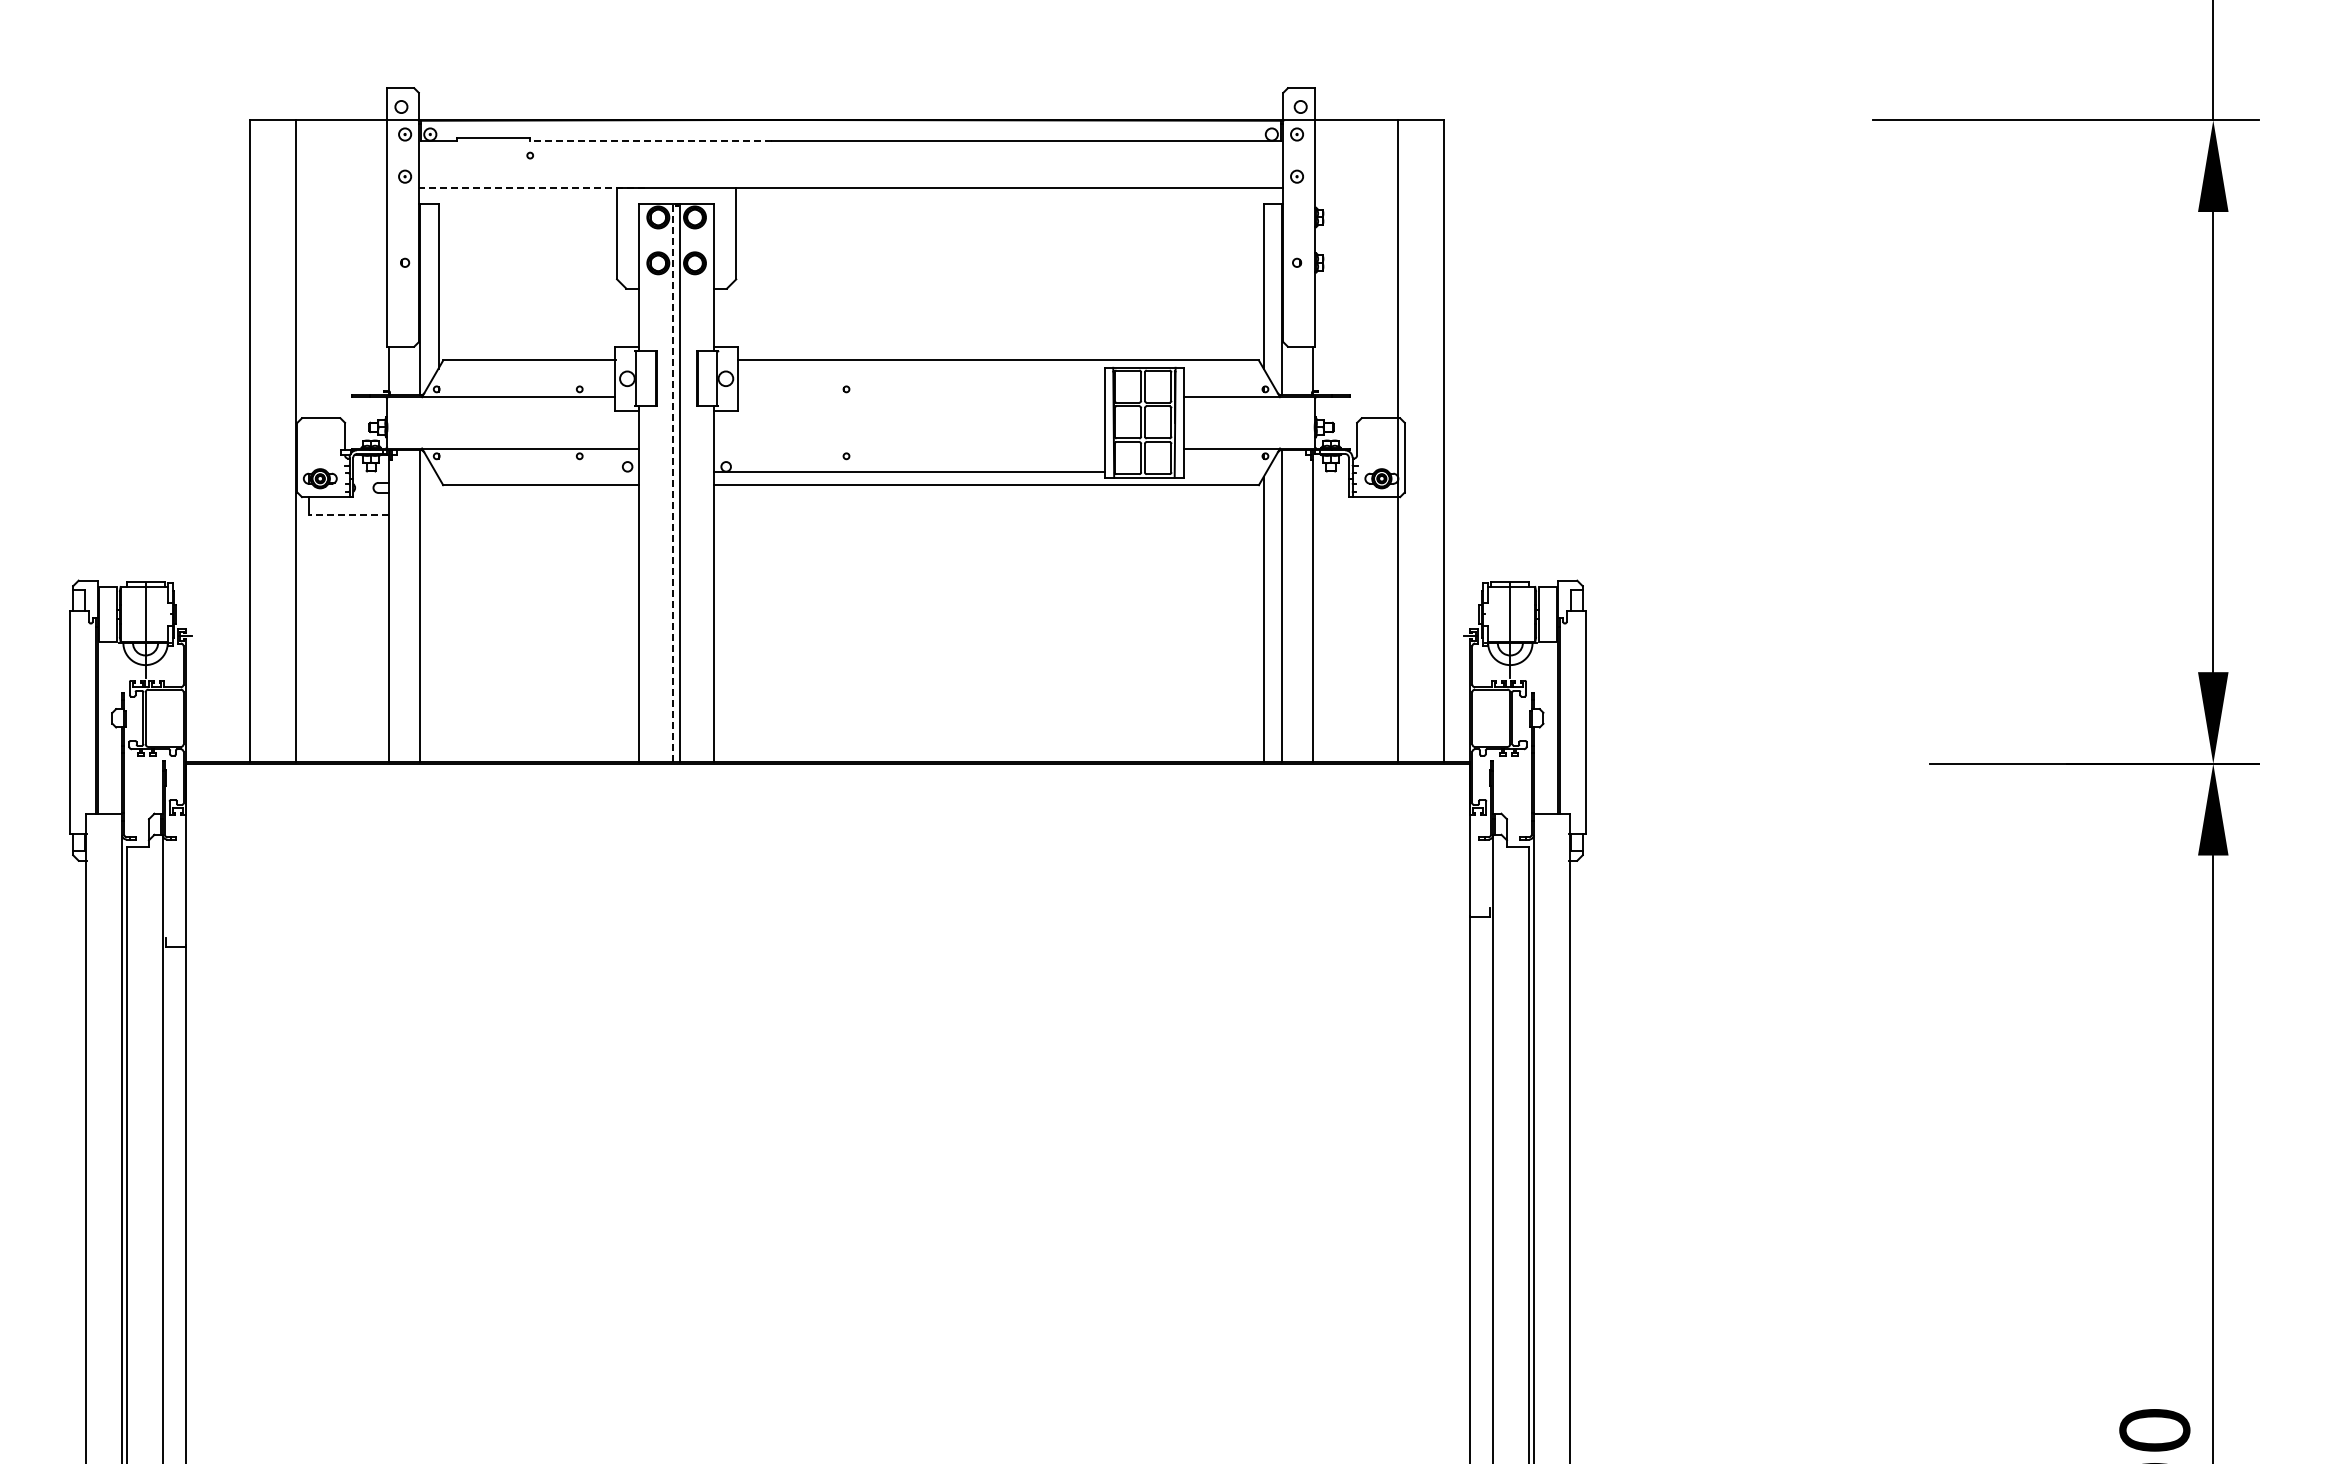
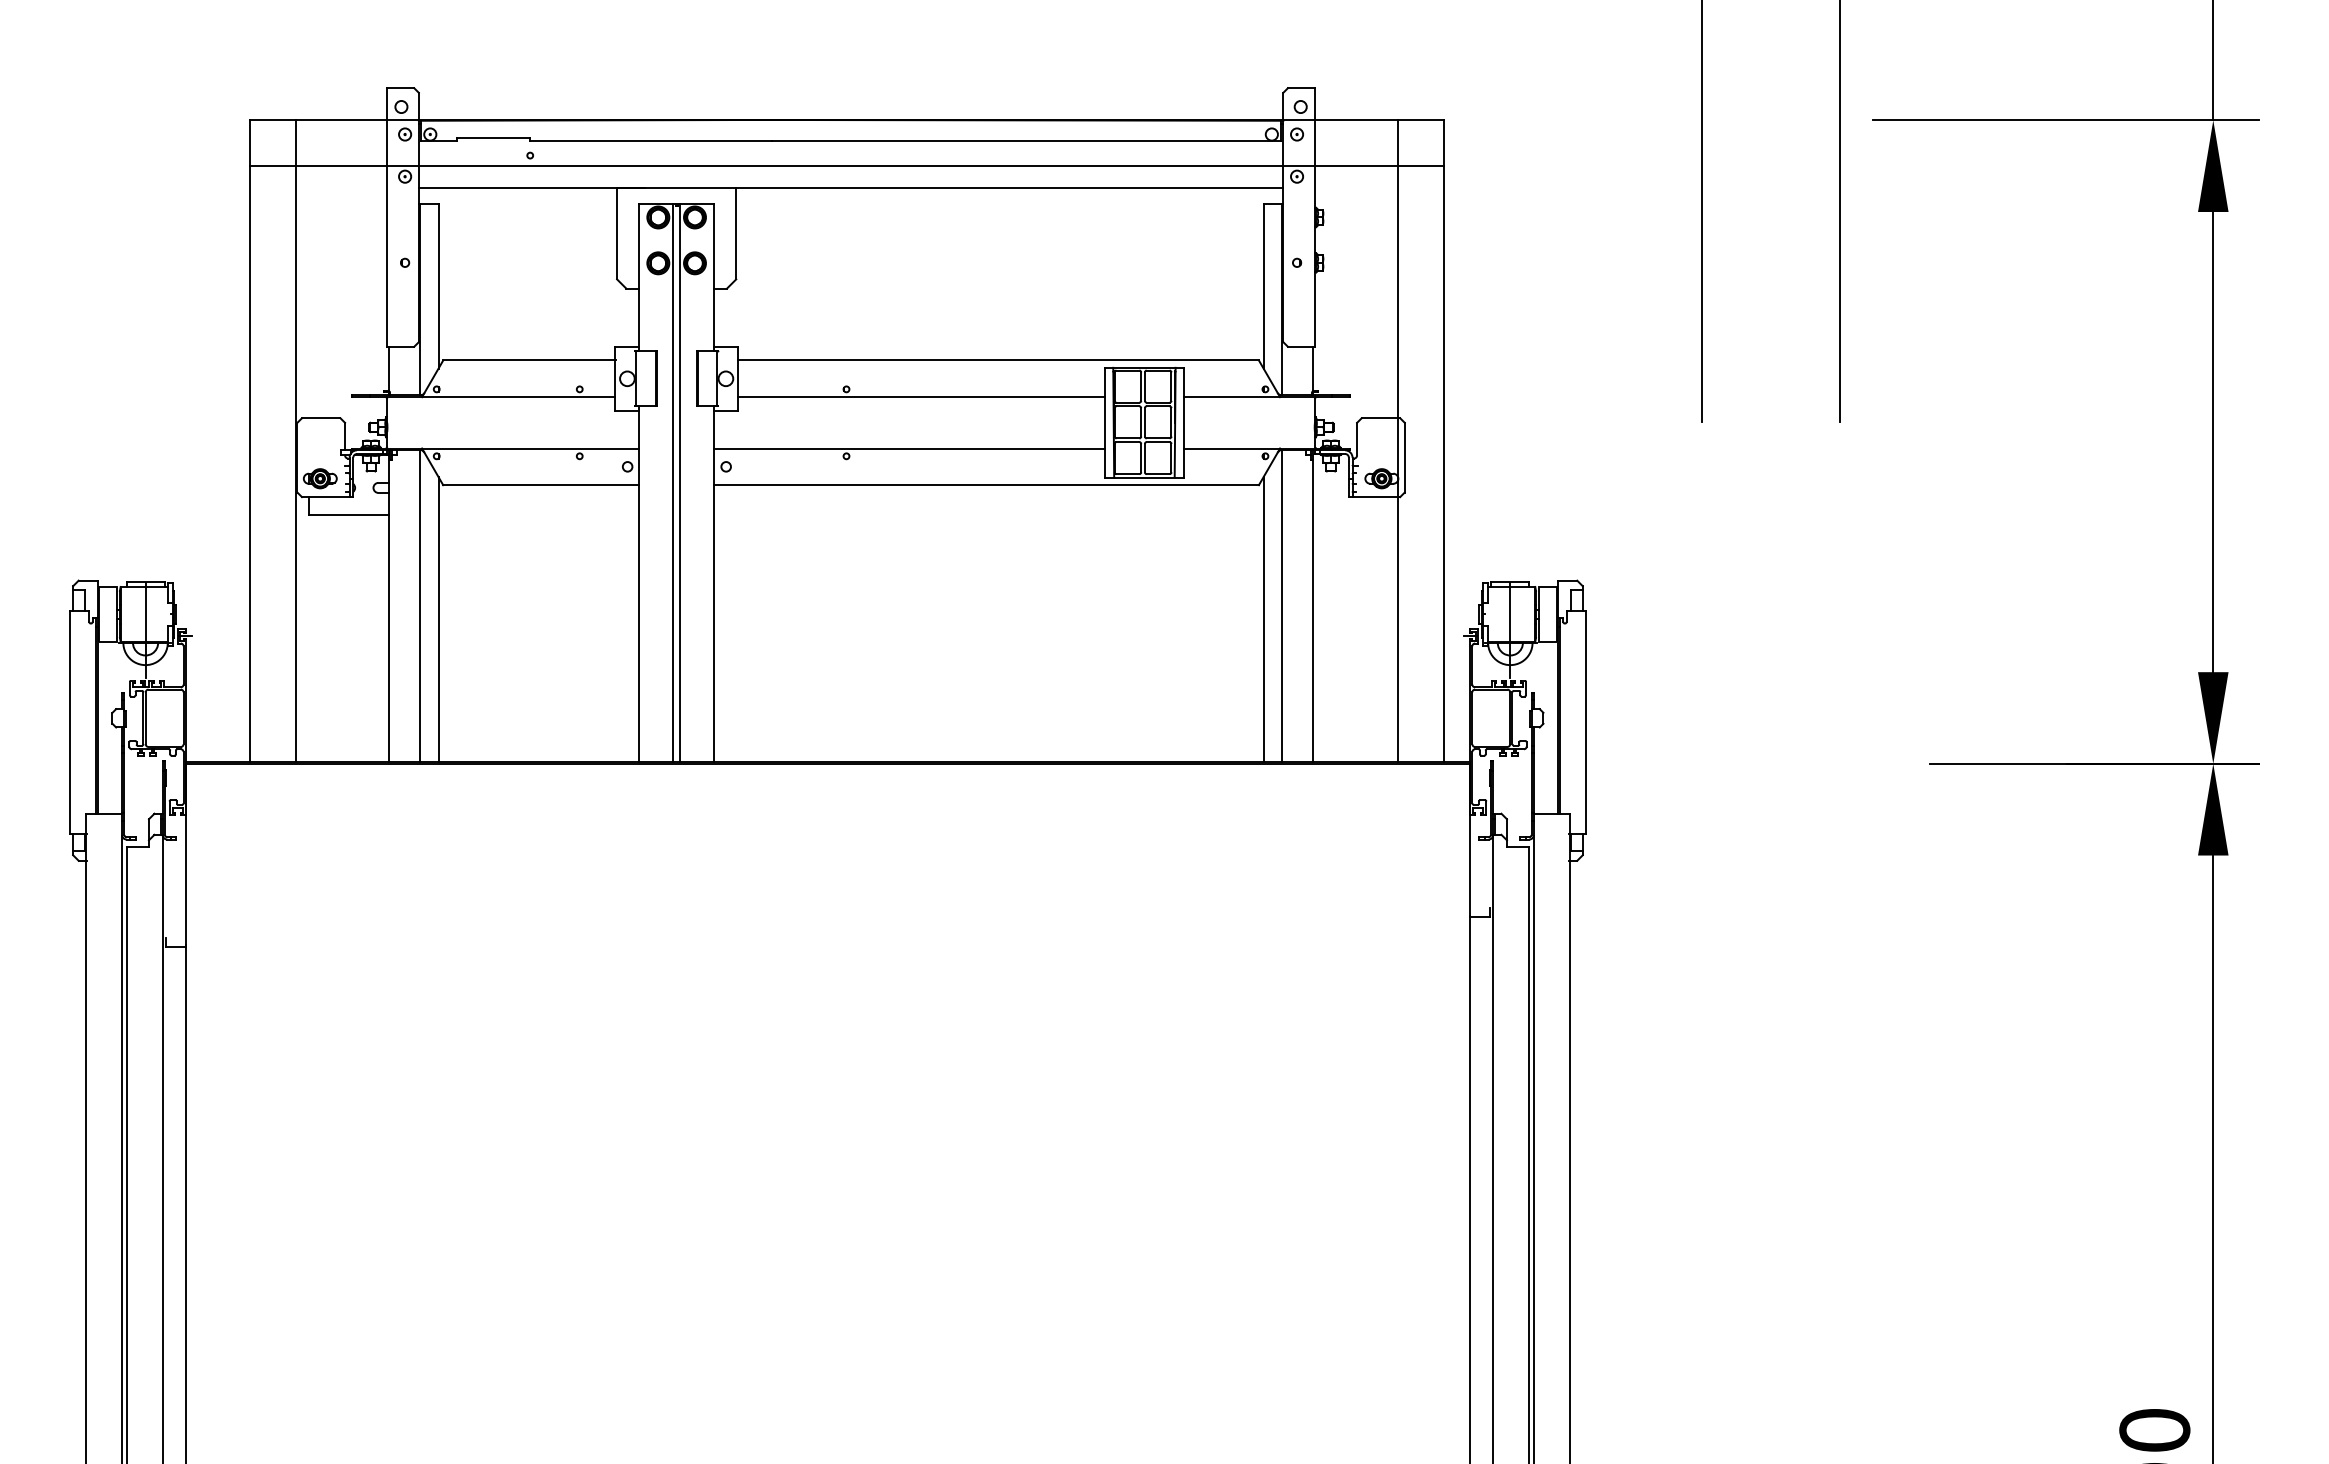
line: dashed -> solid (651, 140)
line: none -> present (846, 166)
line: dashed -> solid (531, 187)
line: none -> present (1702, 212)
line: none -> present (1839, 212)
line: none -> present (920, 397)
line position: (909, 471) -> (909, 448) (909, 448)
line: dashed -> solid (673, 482)
line: dashed -> solid (349, 514)
line: none -> present (438, 619)
